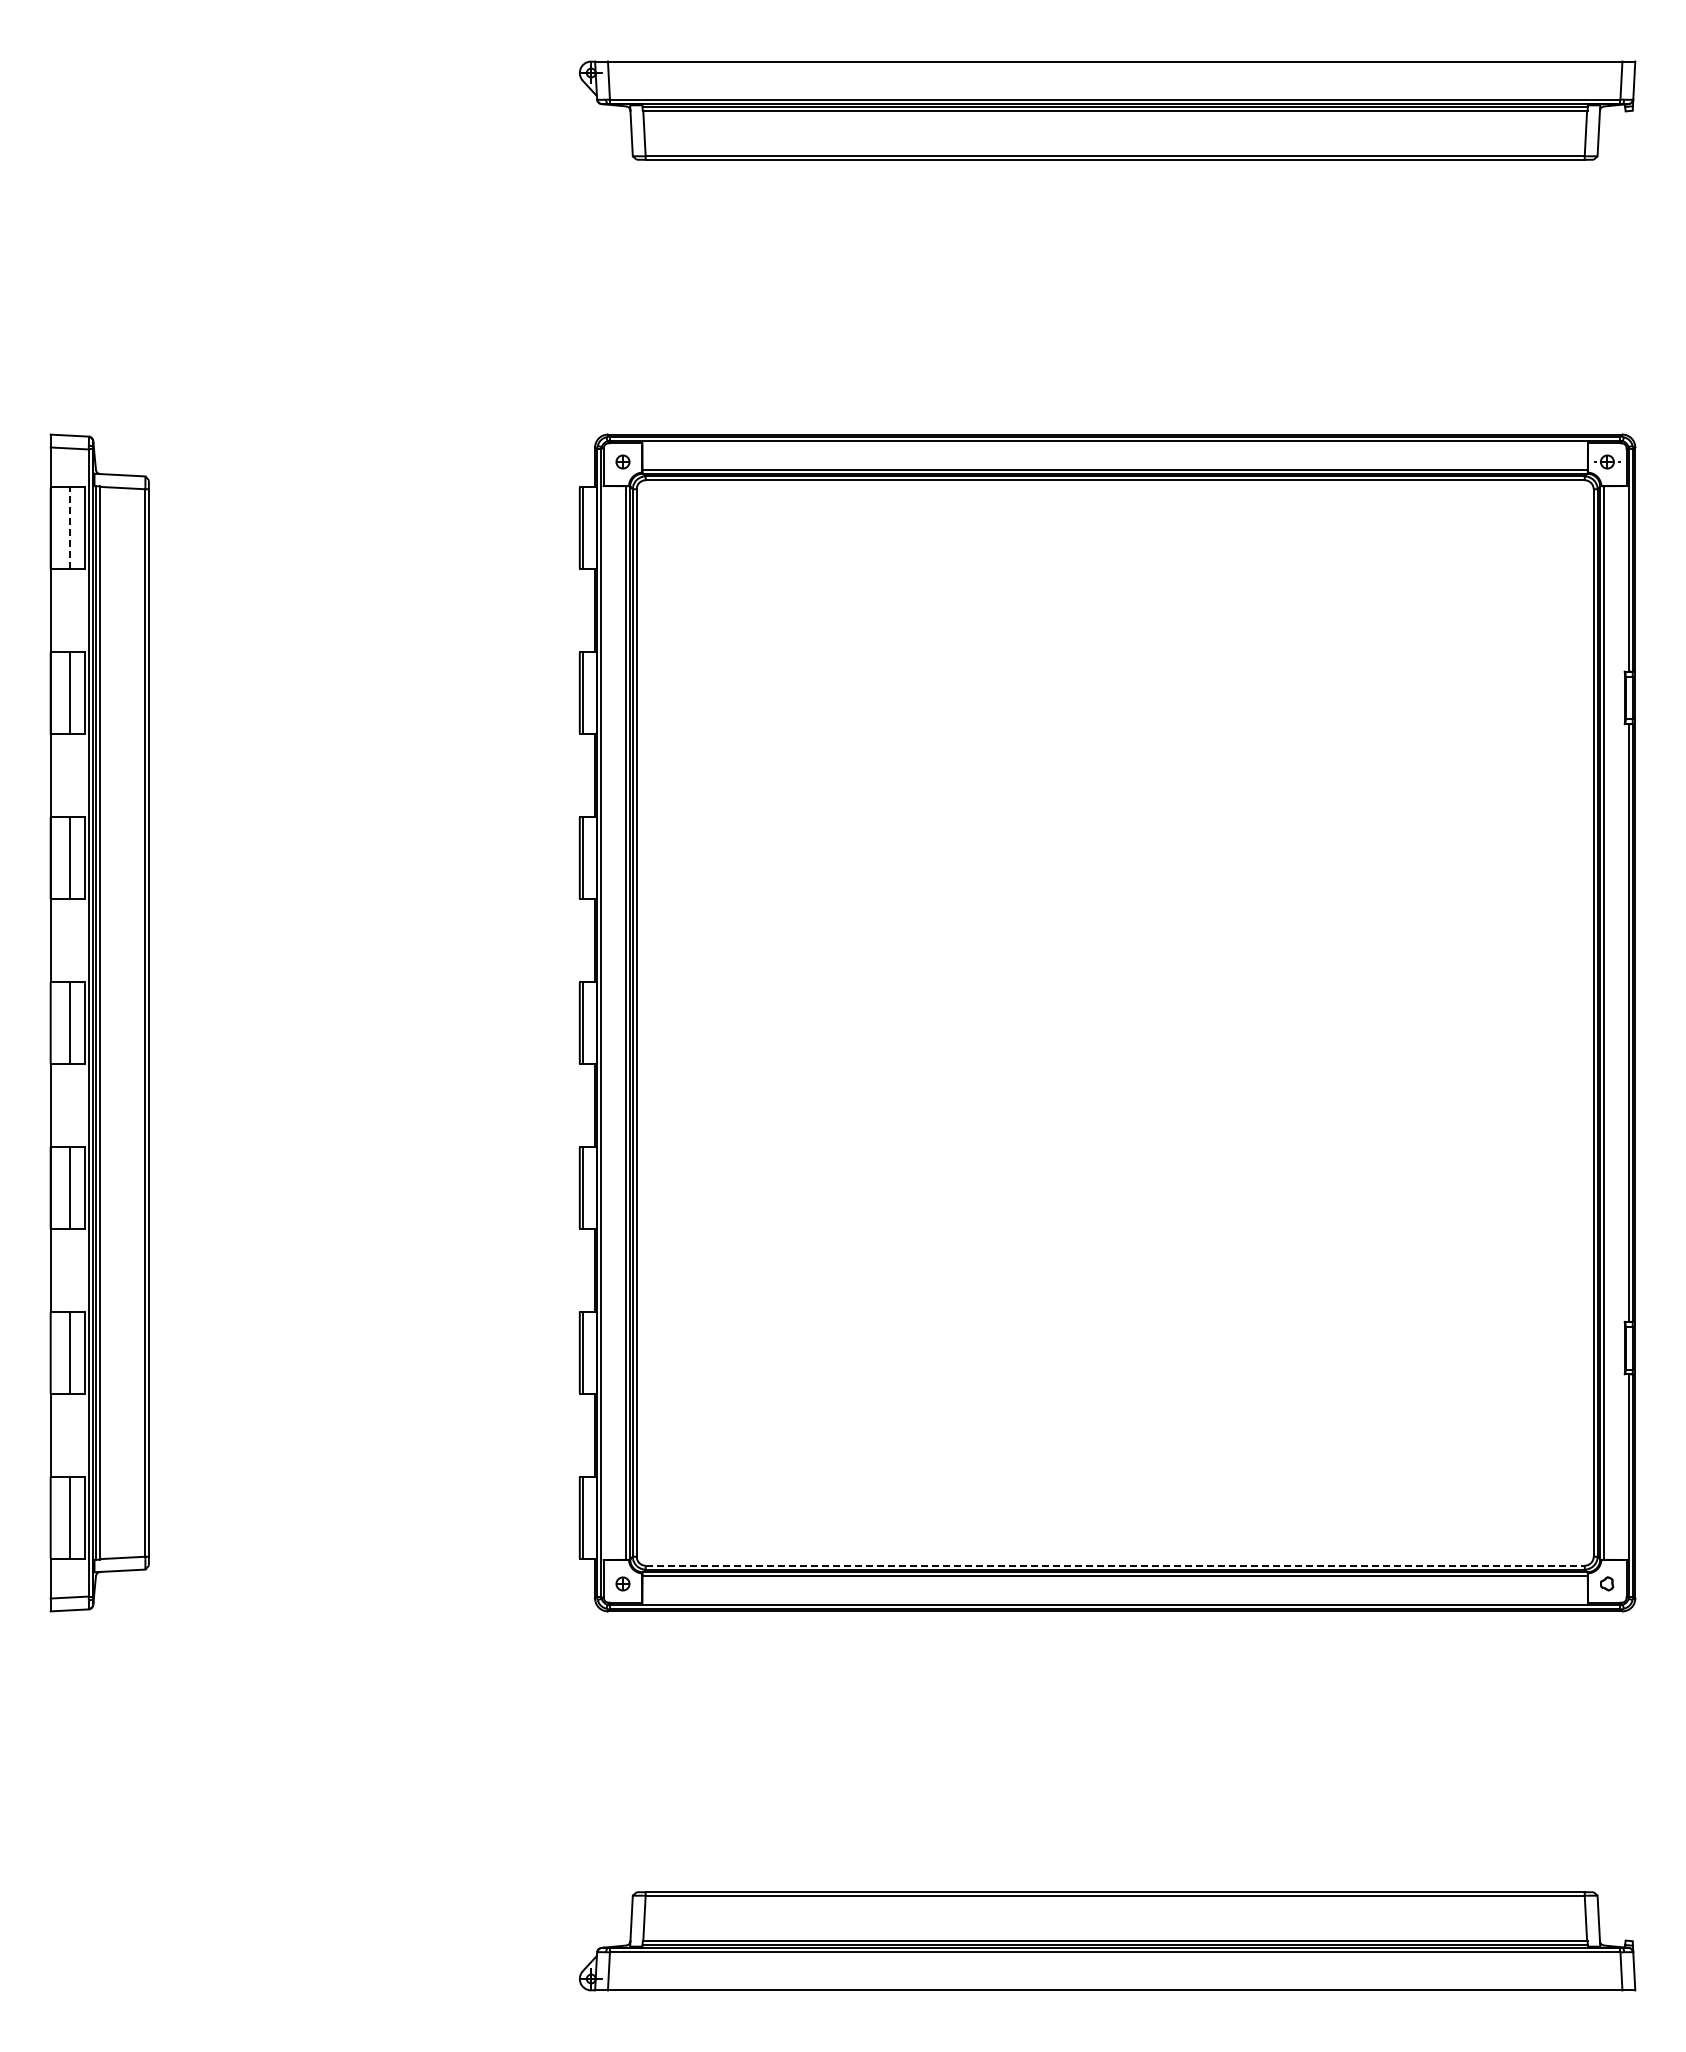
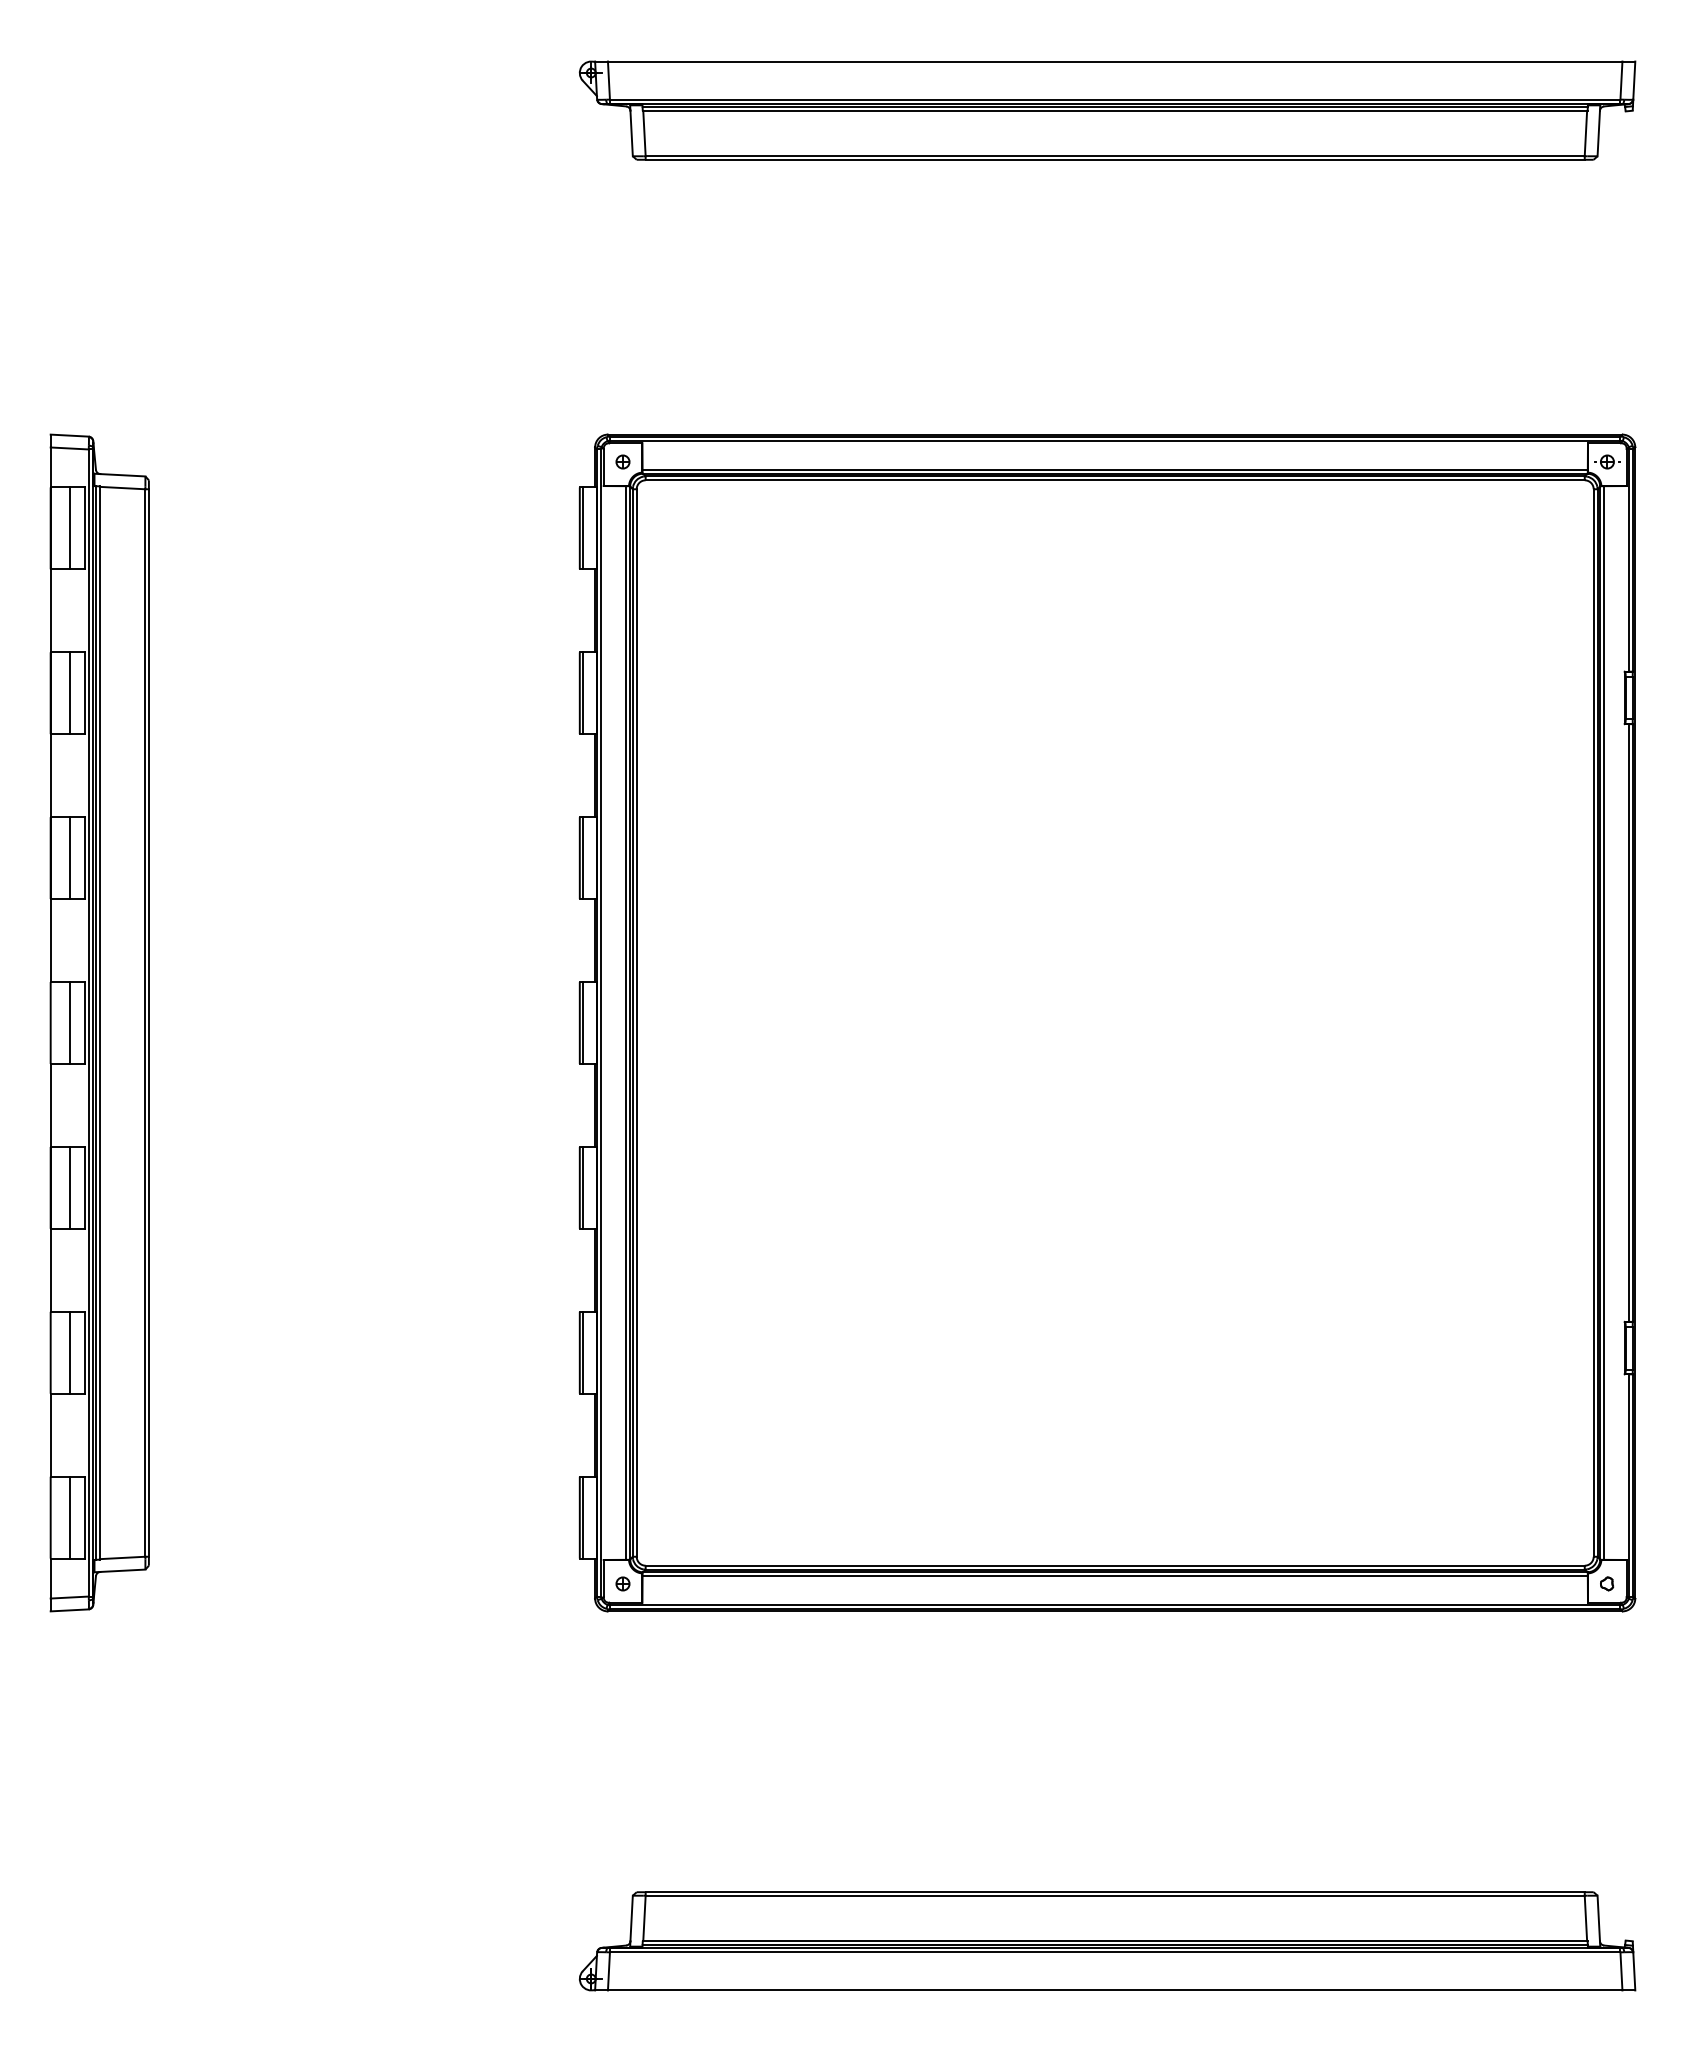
line: dashed -> solid (69, 528)
line: dashed -> solid (1115, 1565)
